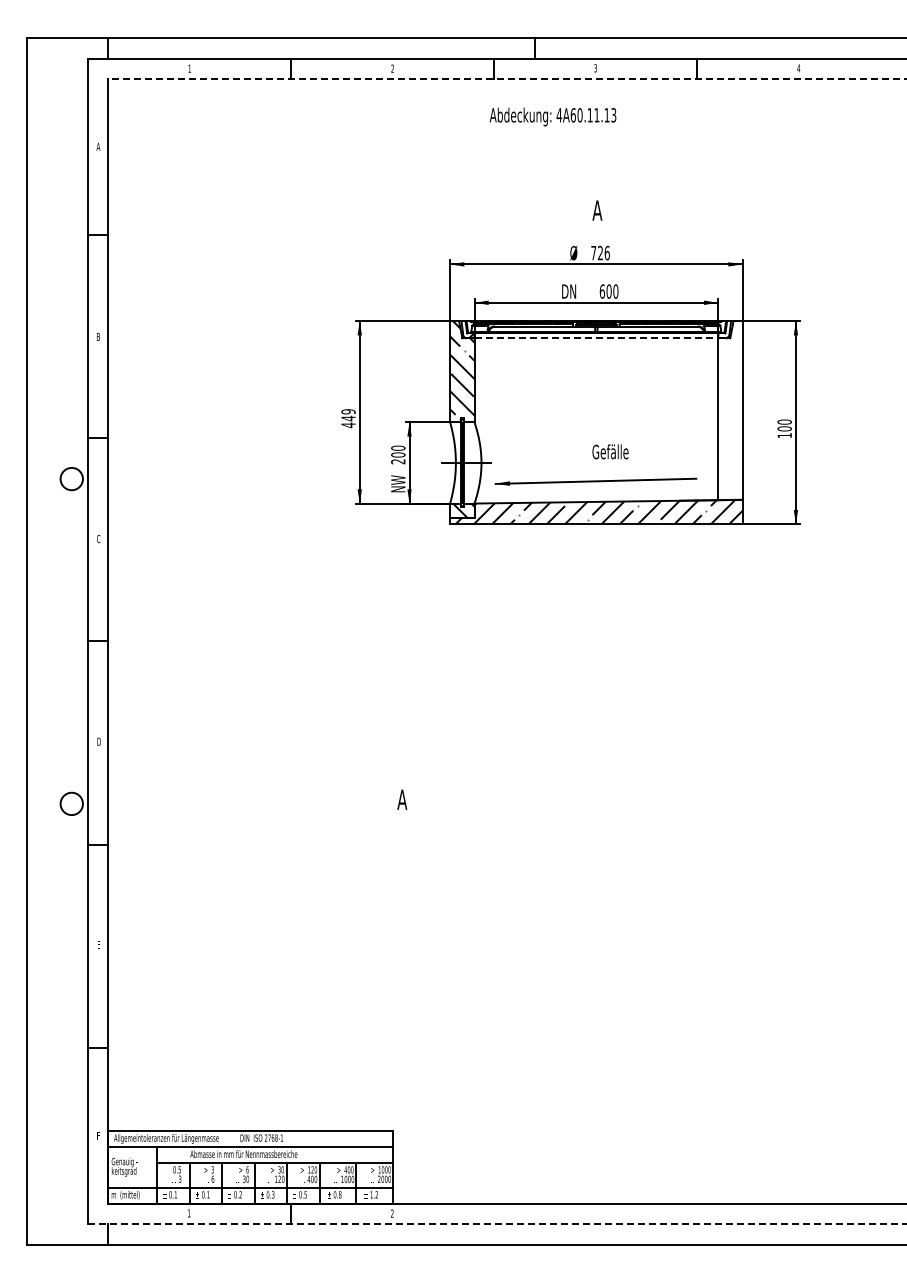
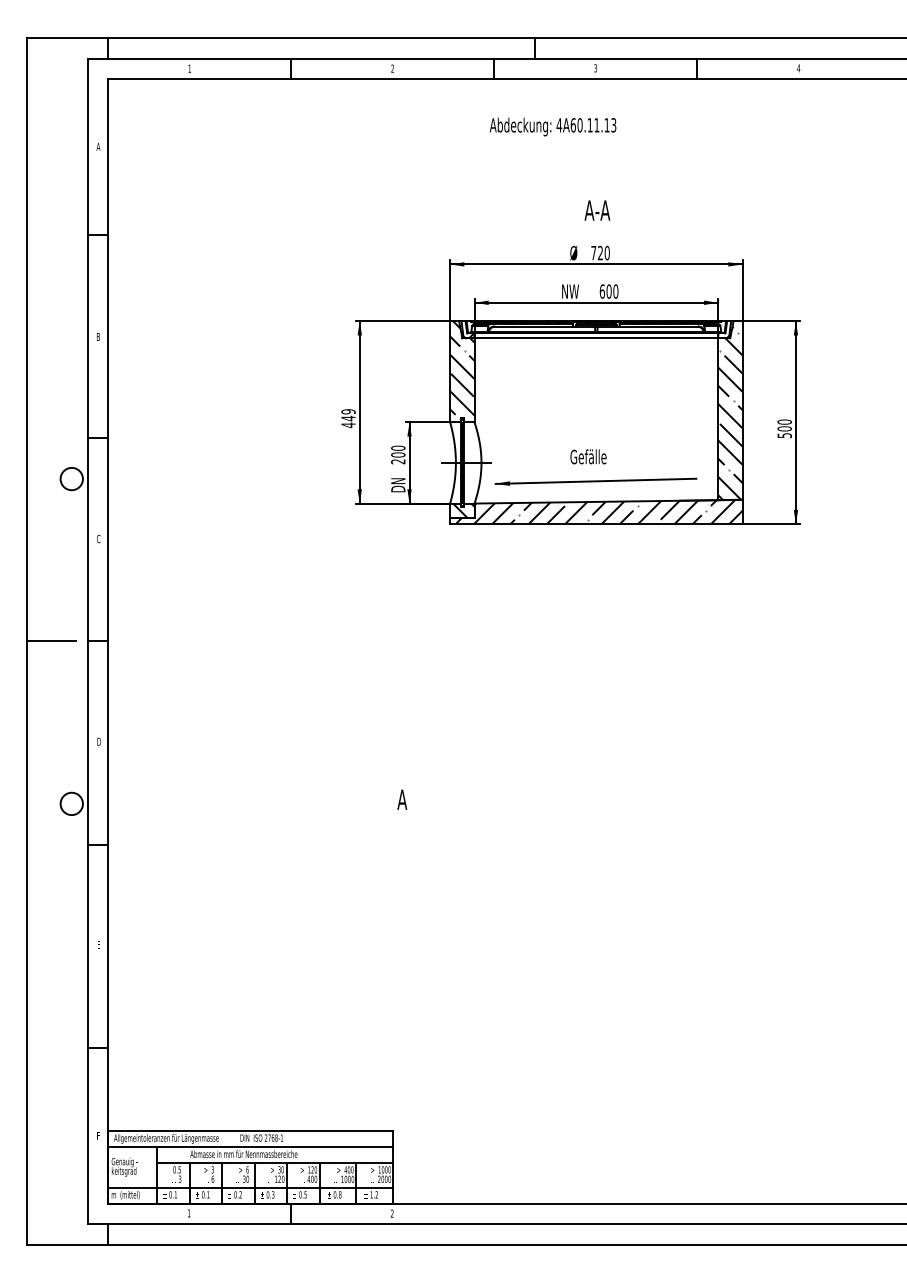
line: dashed -> solid (507, 79)
text position: (553, 116) -> (553, 126) (553, 126)
text: A -> A-A (597, 210)
text: 726 -> 720 (606, 252)
text: DN -> NW (570, 291)
line: dashed -> solid (596, 338)
hatch: none -> present (730, 413)
text: 100 -> 500 (784, 435)
text position: (610, 451) -> (588, 456) (588, 456)
text: NW -> DN (398, 483)
line: none -> present (51, 641)
line: dashed -> solid (497, 1224)
